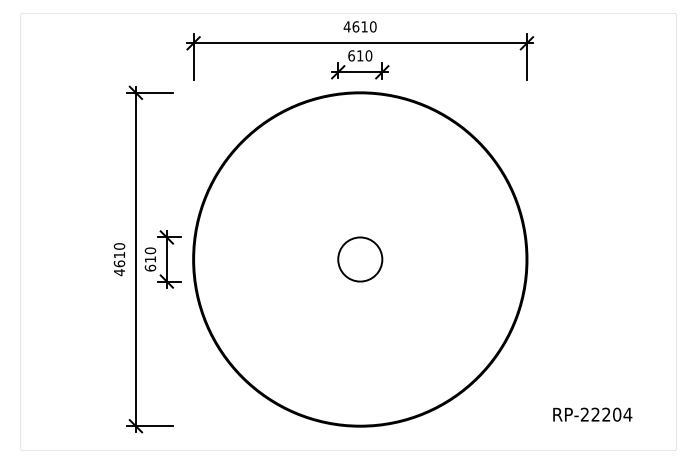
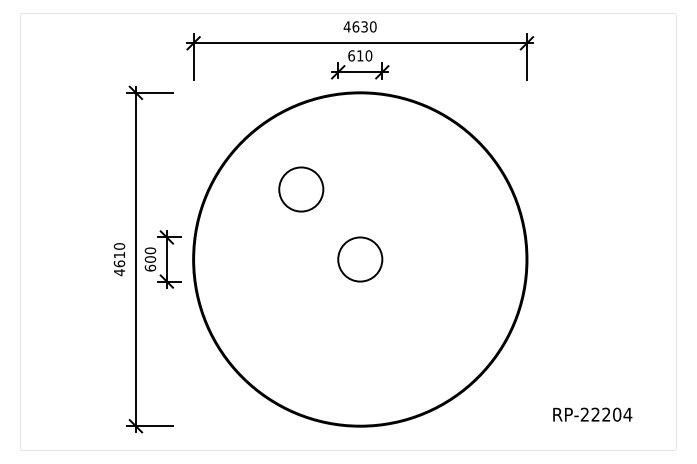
text: 4610 -> 4630 (364, 26)
circle: none -> present (301, 189)
text: 610 -> 600 (150, 259)
